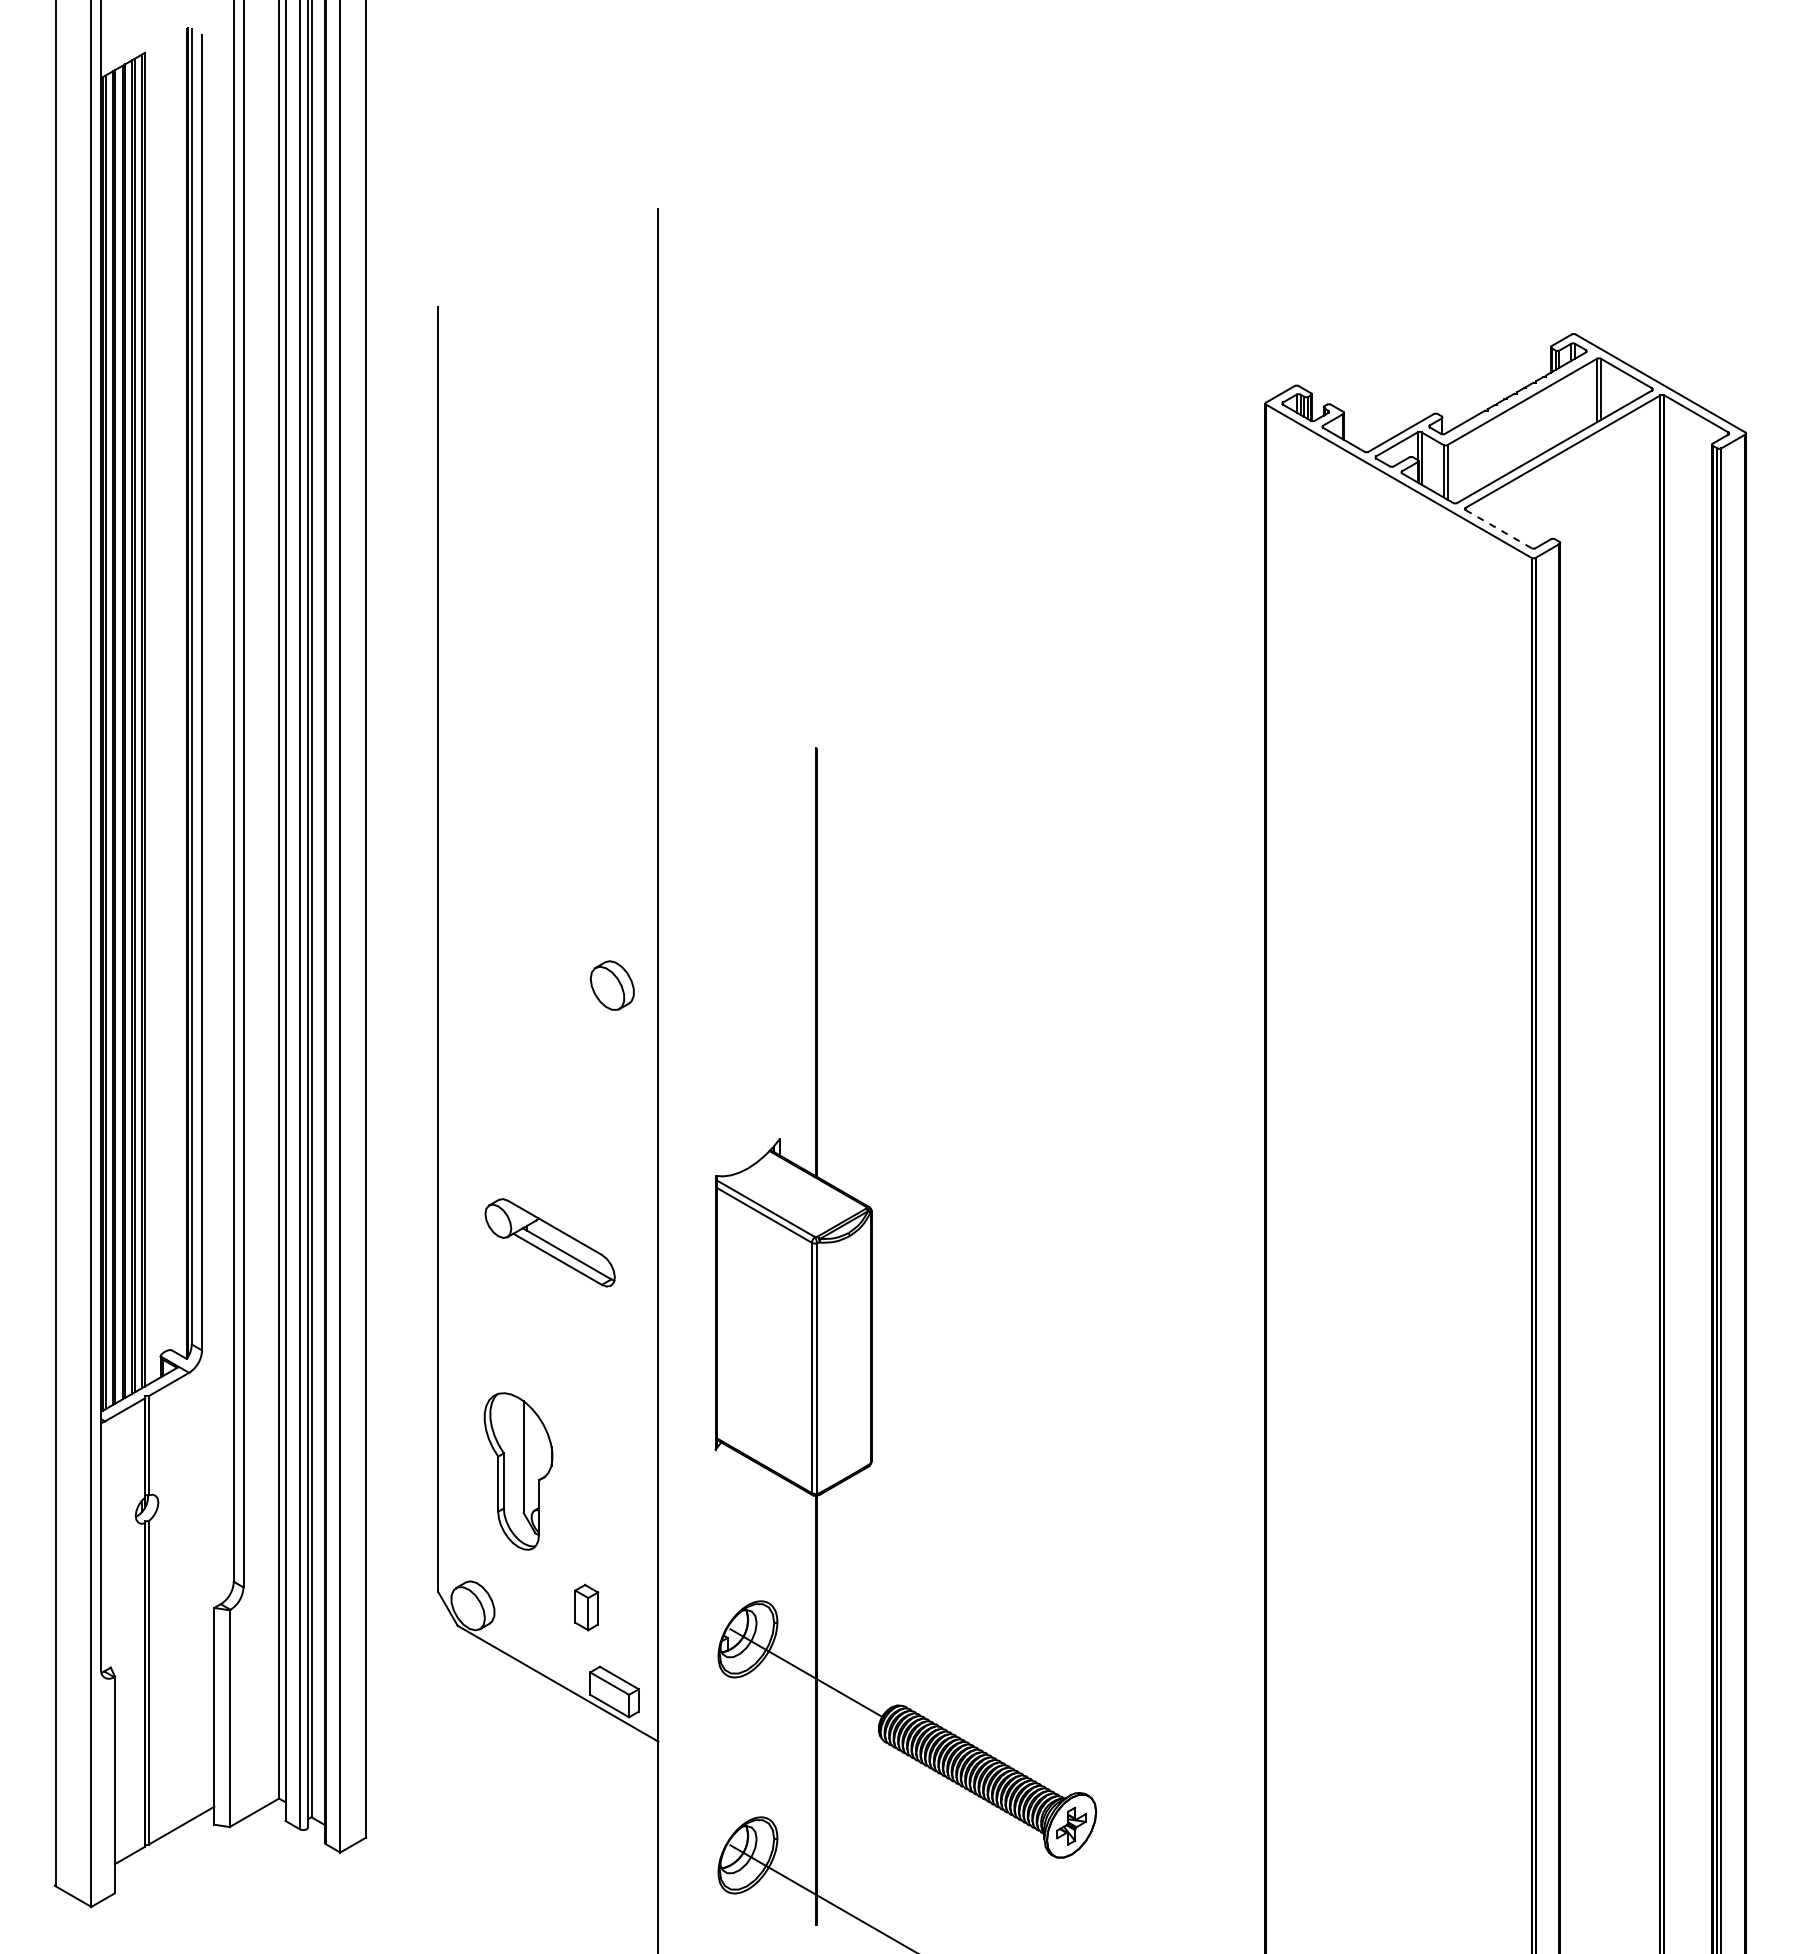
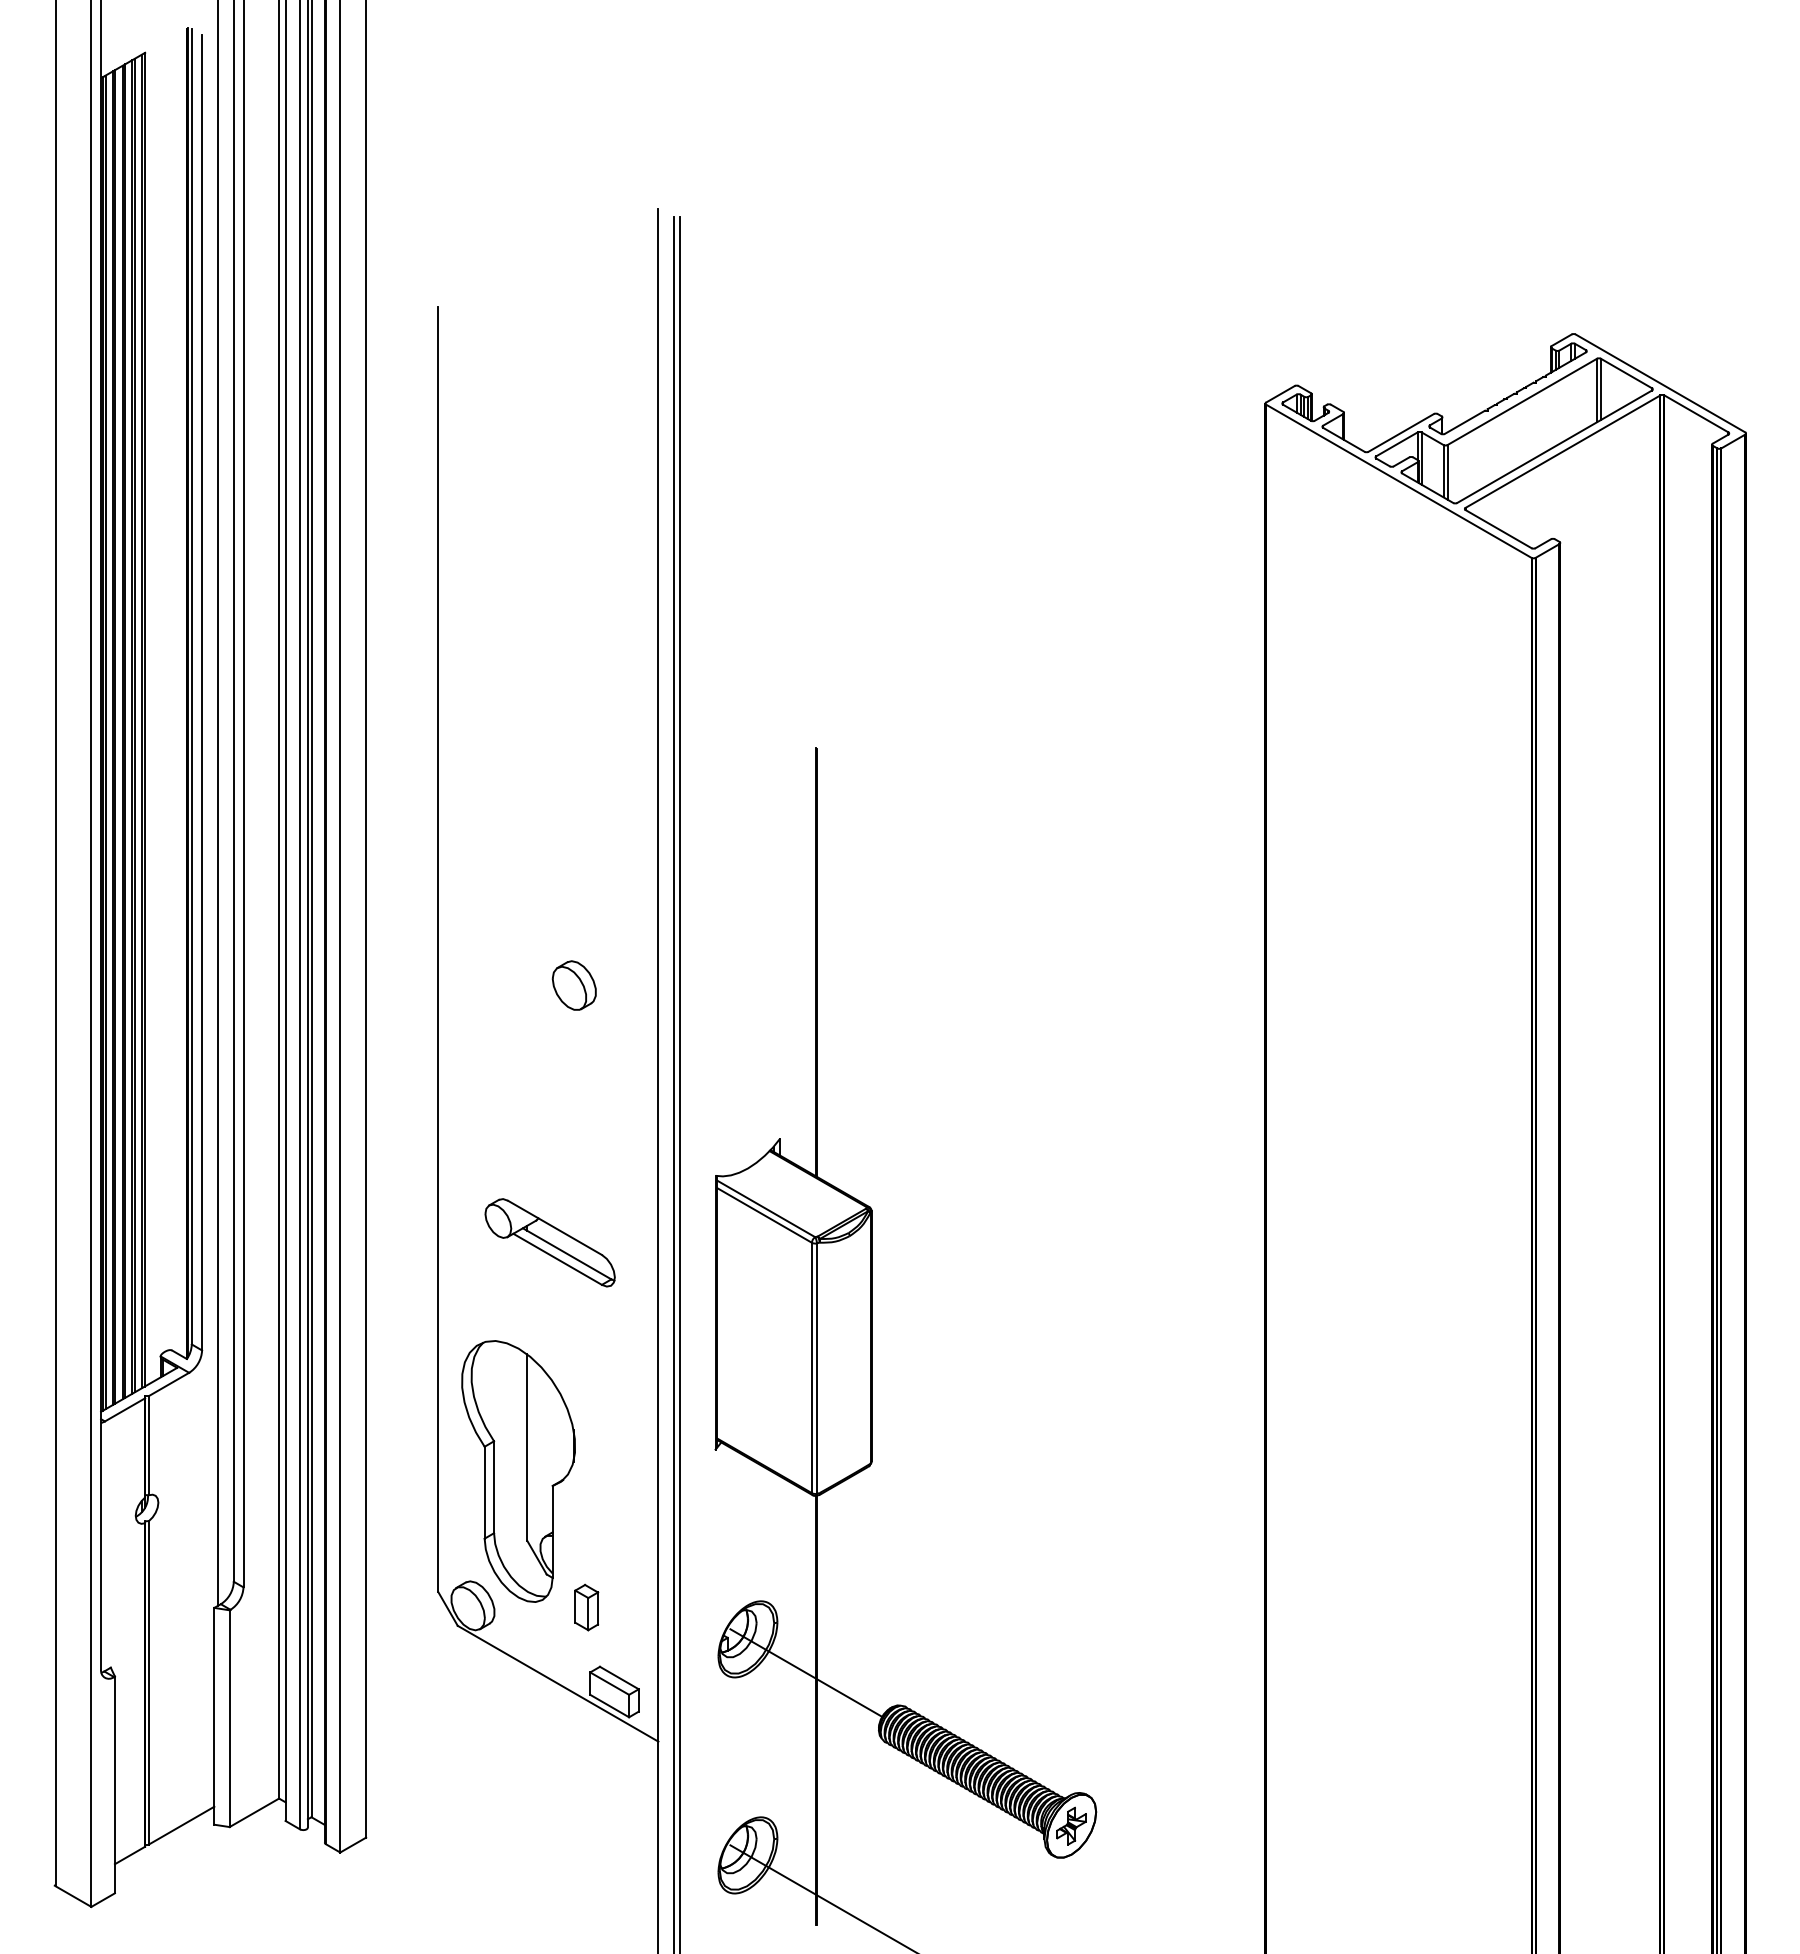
line: dashed -> solid (1498, 528)
line: none -> present (218, 803)
part position: (611, 985) -> (573, 985) (573, 985)
line: none -> present (673, 1083)
line: none -> present (679, 1083)
part size: 71x159 px -> 115x263 px (518, 1471)
